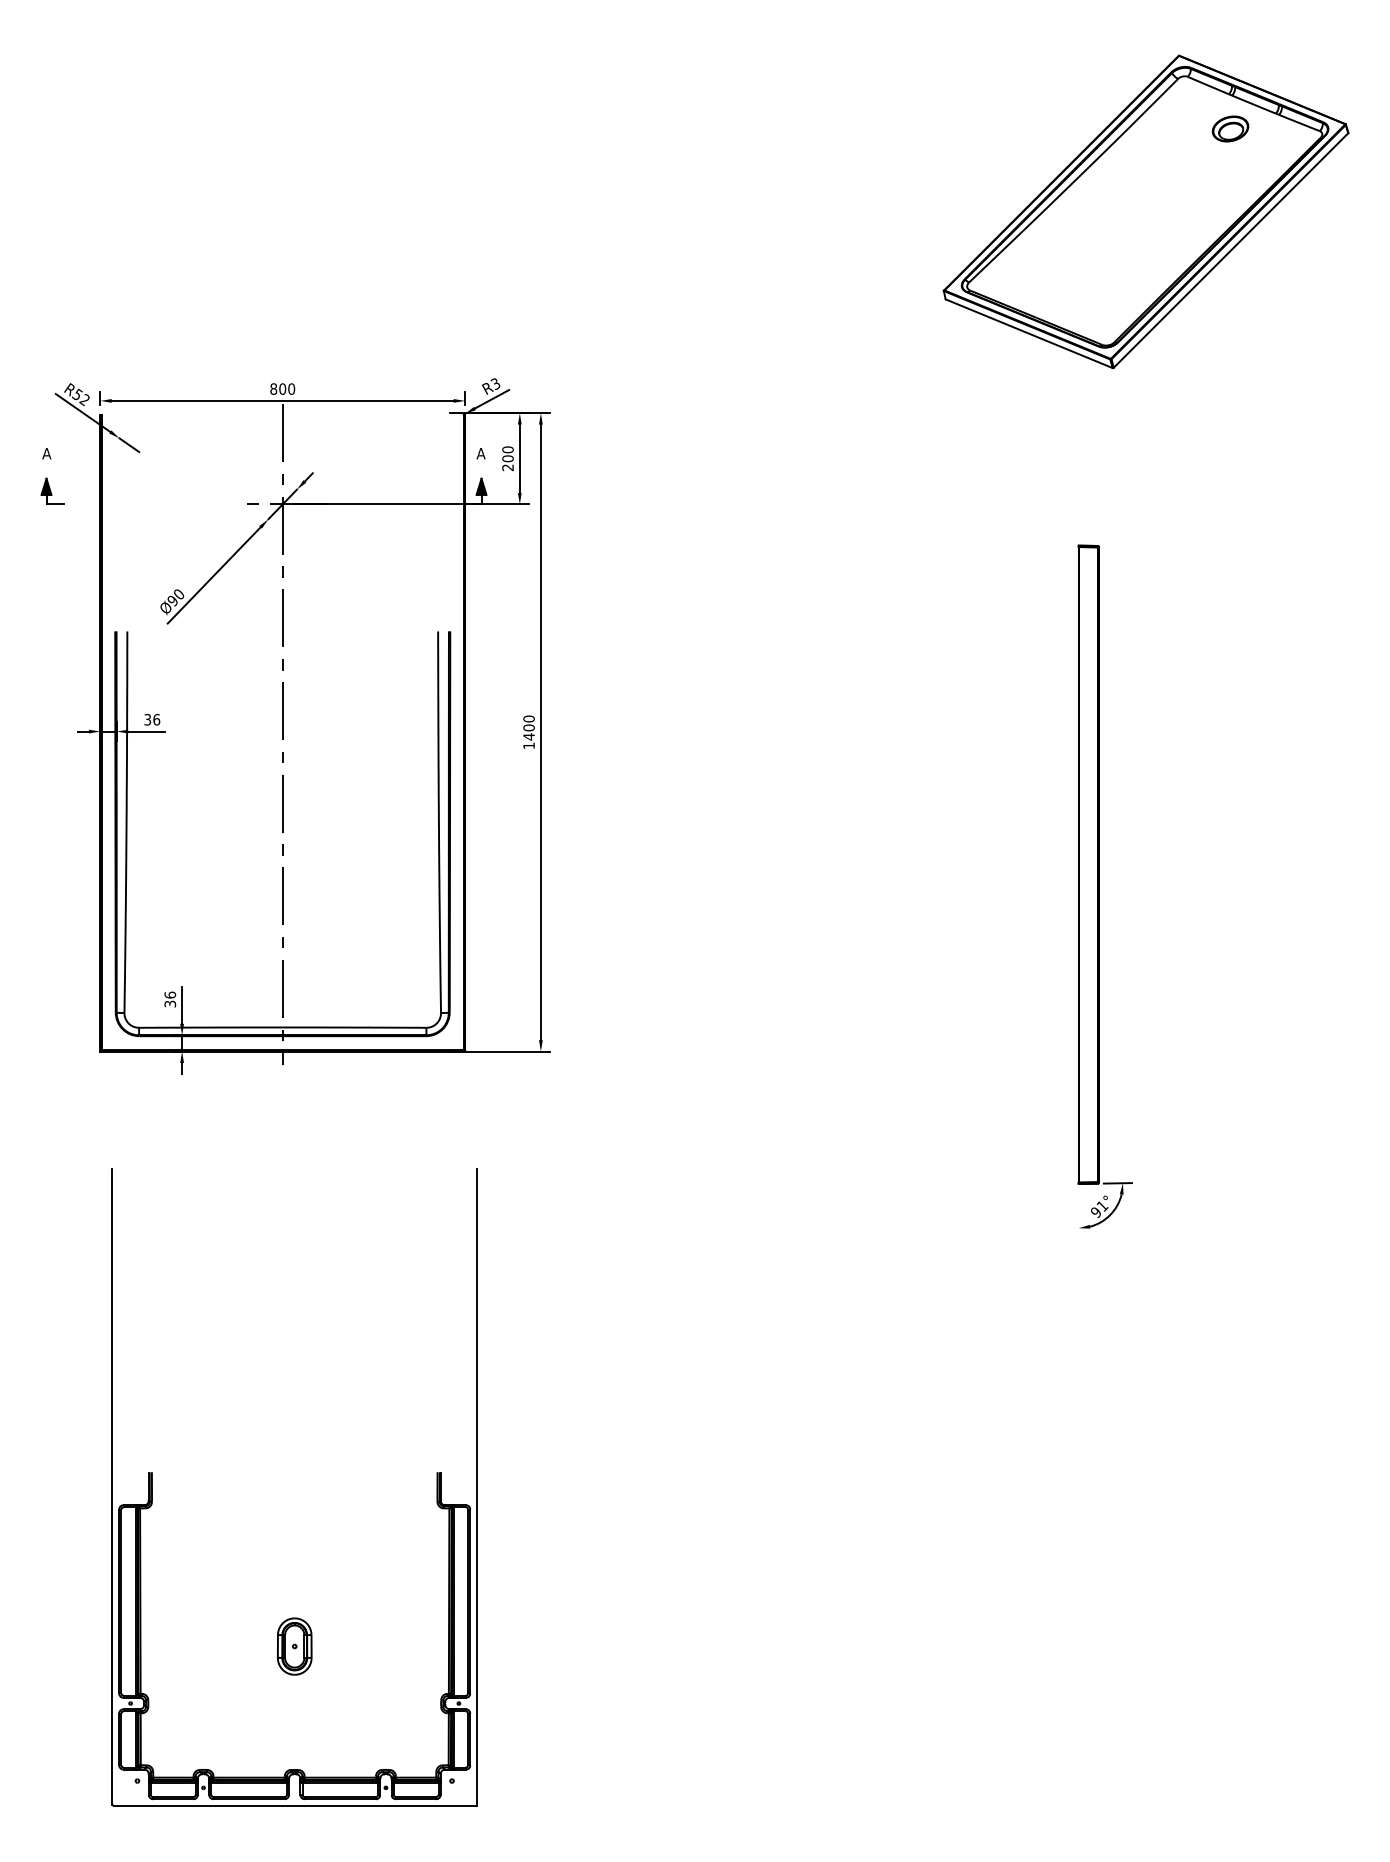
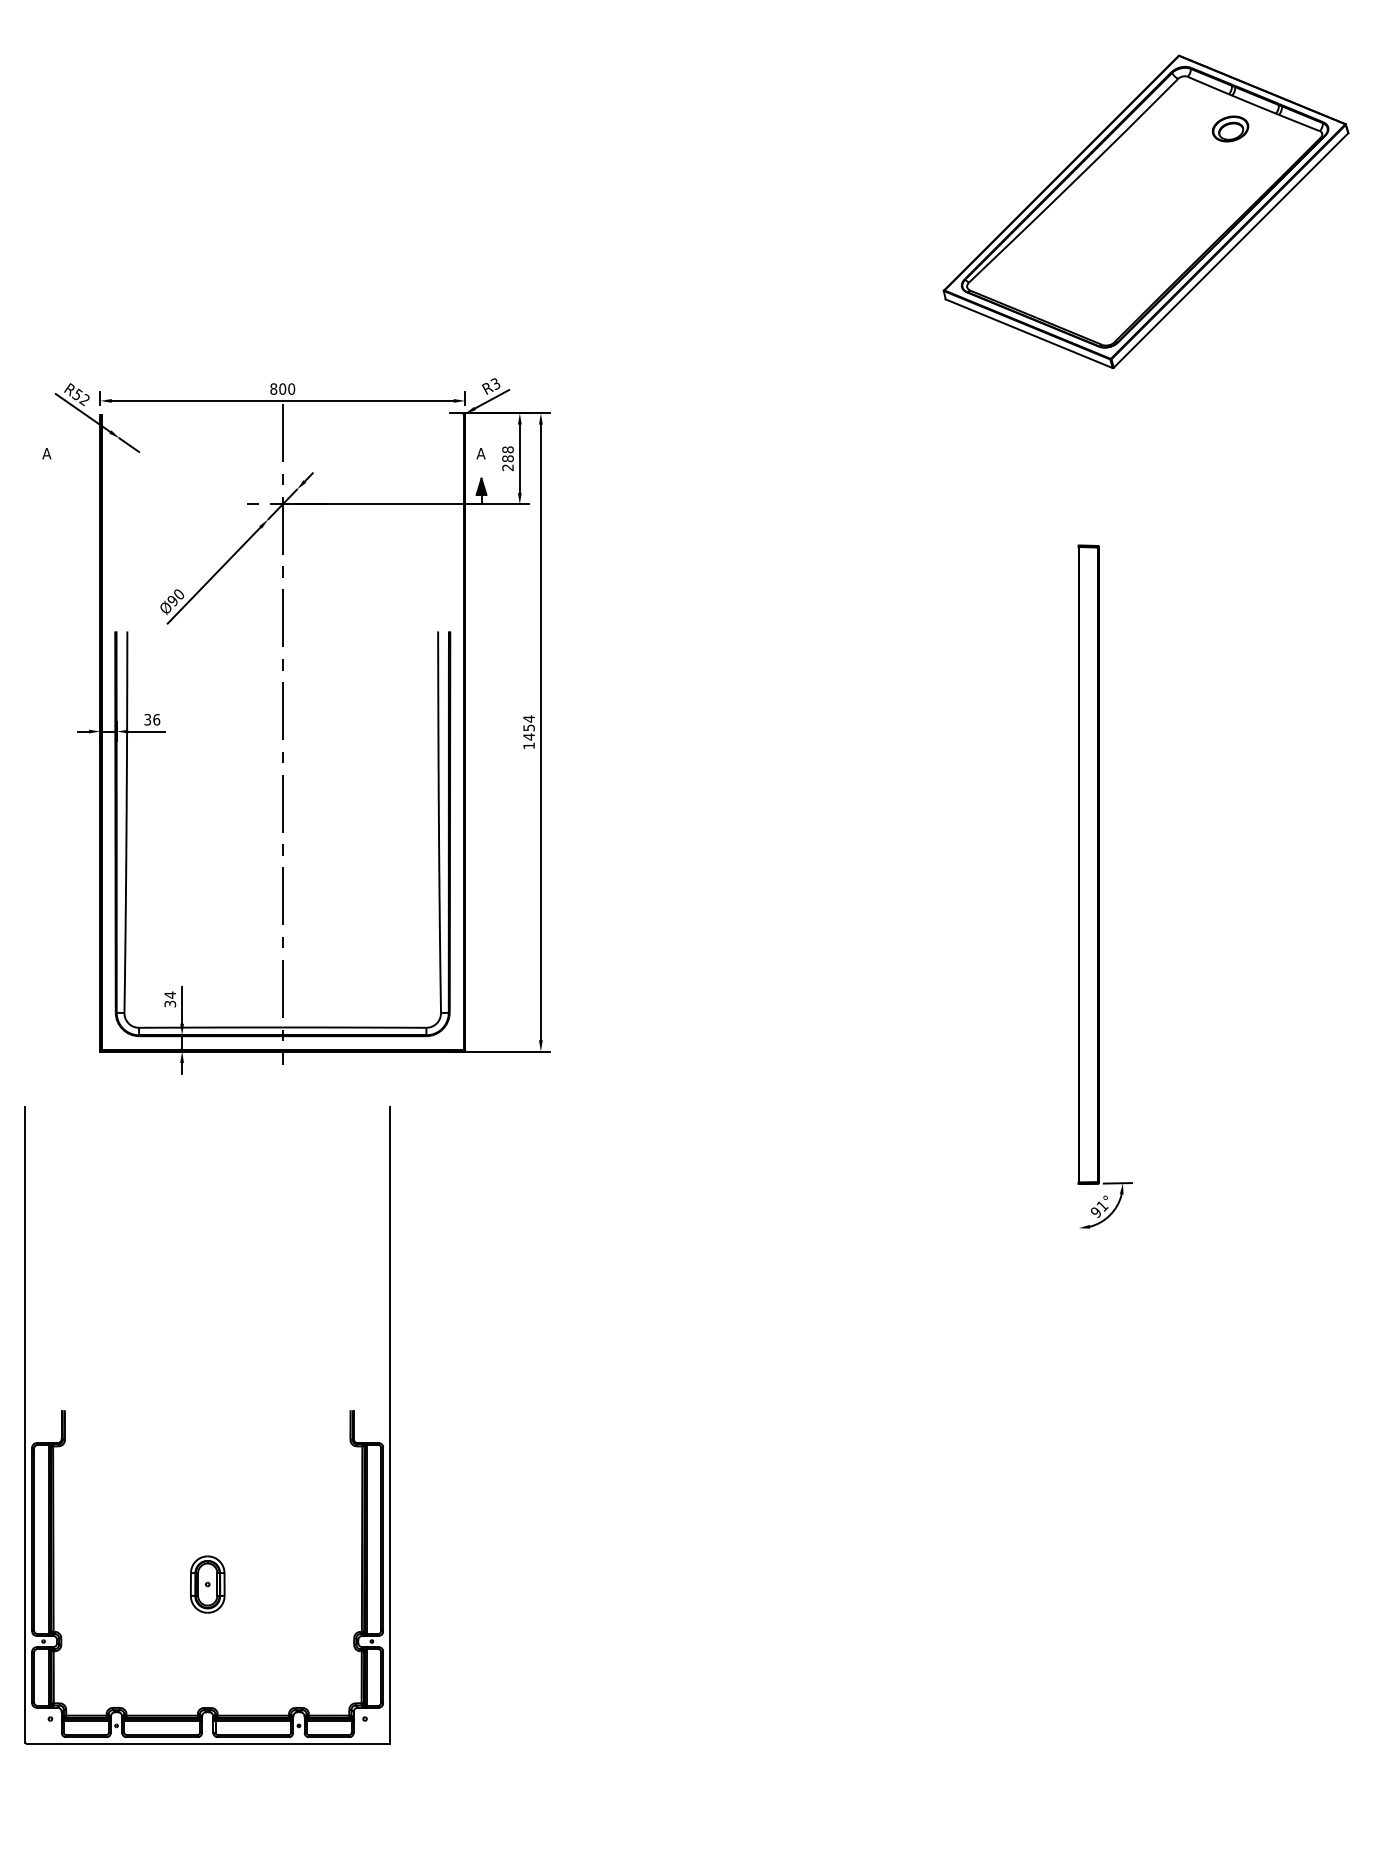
text: 200 -> 288 (507, 454)
part: present -> none (52, 490)
text: 1400 -> 1454 (528, 723)
text: 36 -> 34 (170, 994)
part position: (294, 1617) -> (207, 1555) (207, 1555)
